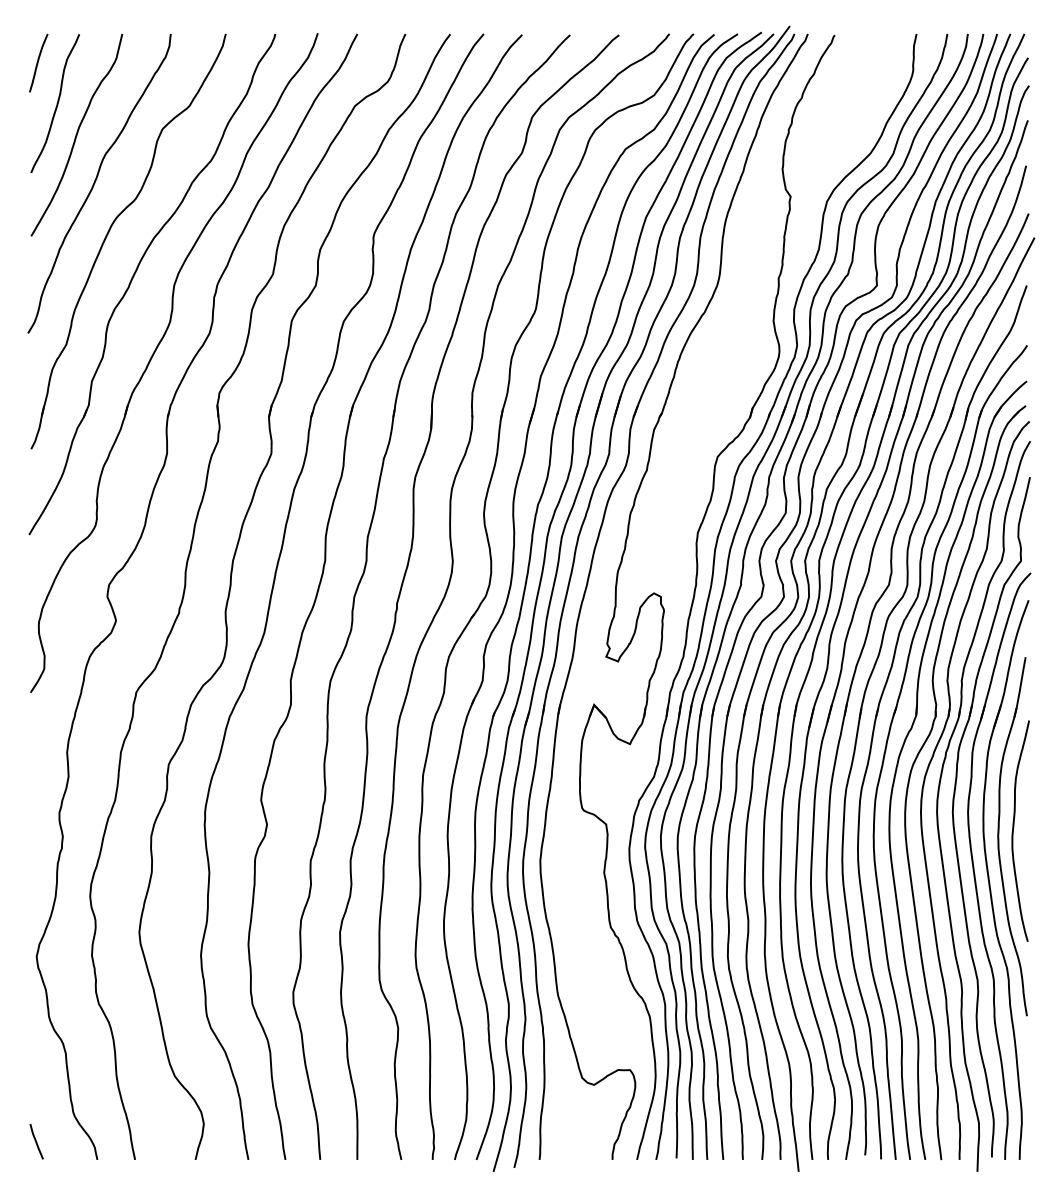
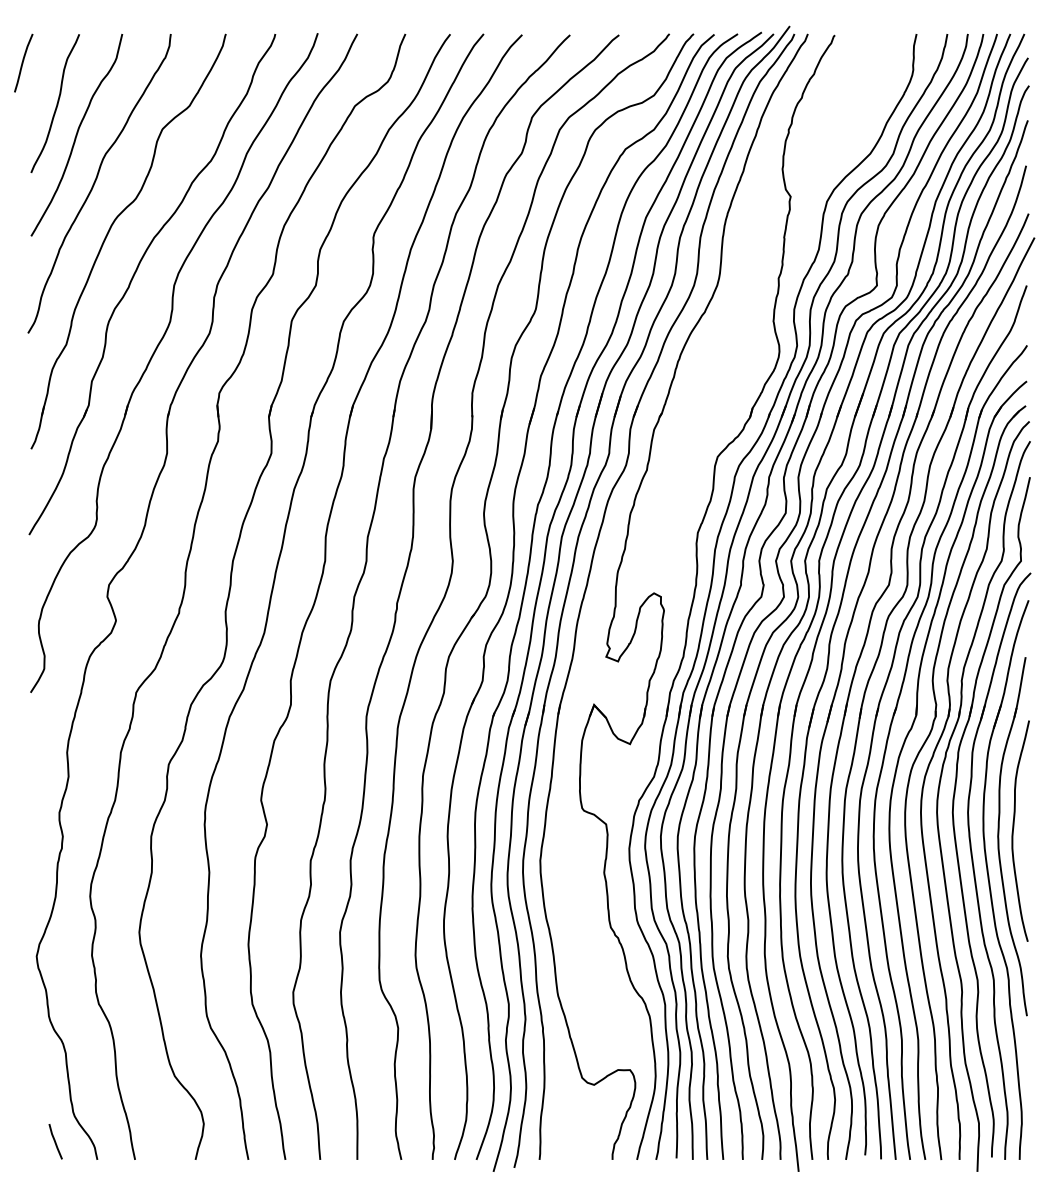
curve position: (38, 62) -> (23, 62) (23, 62)
line position: (36, 1141) -> (55, 1141) (55, 1141)
